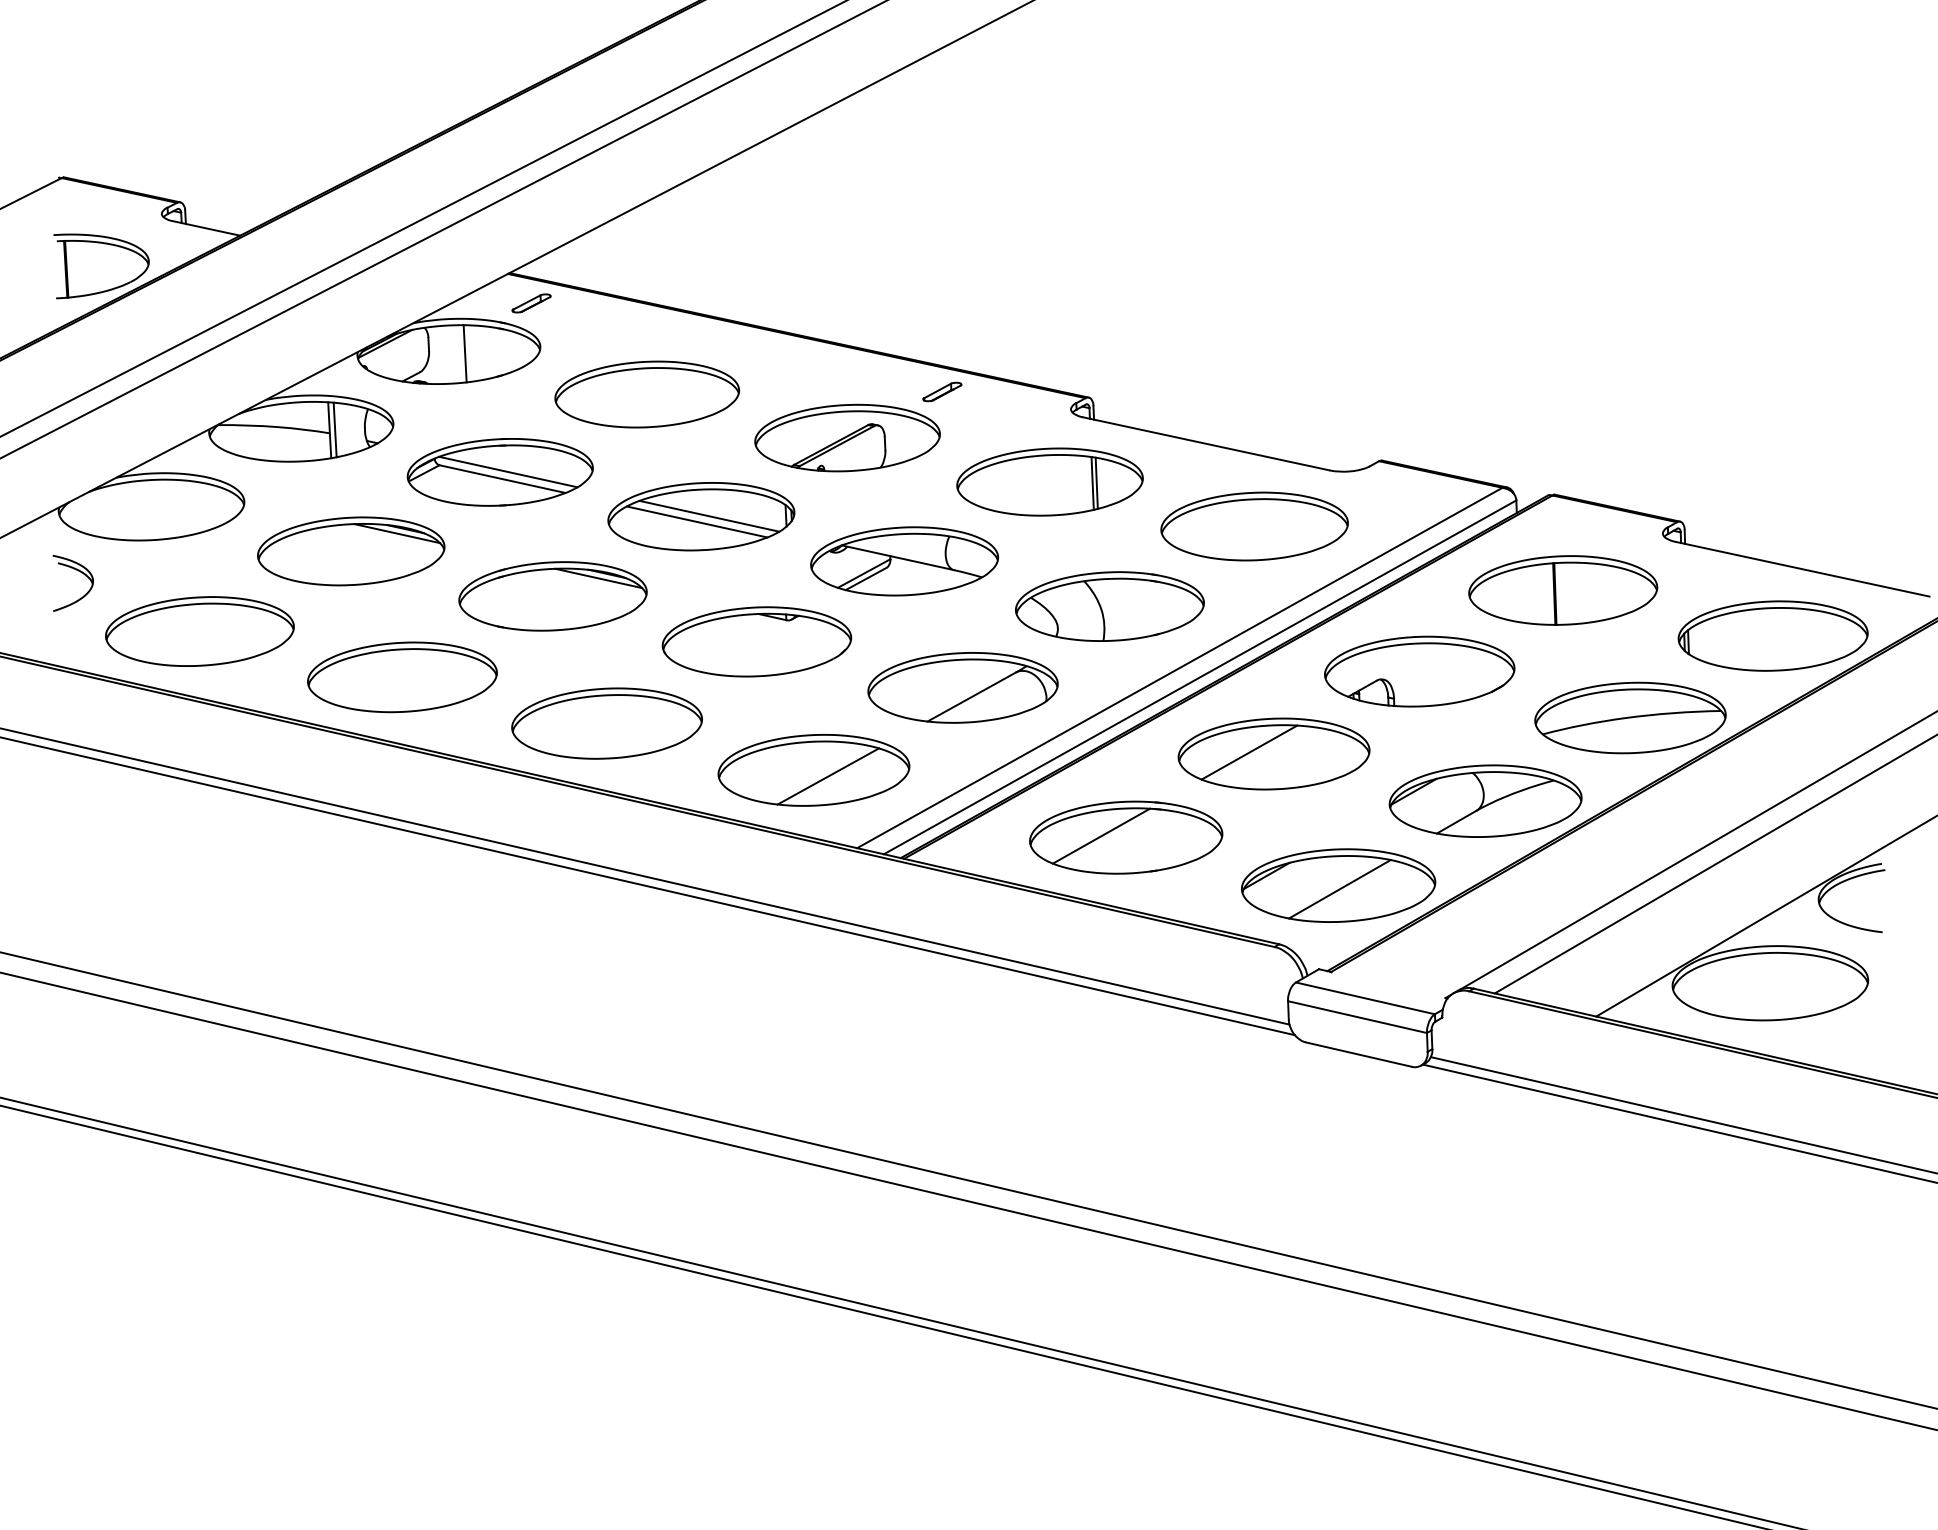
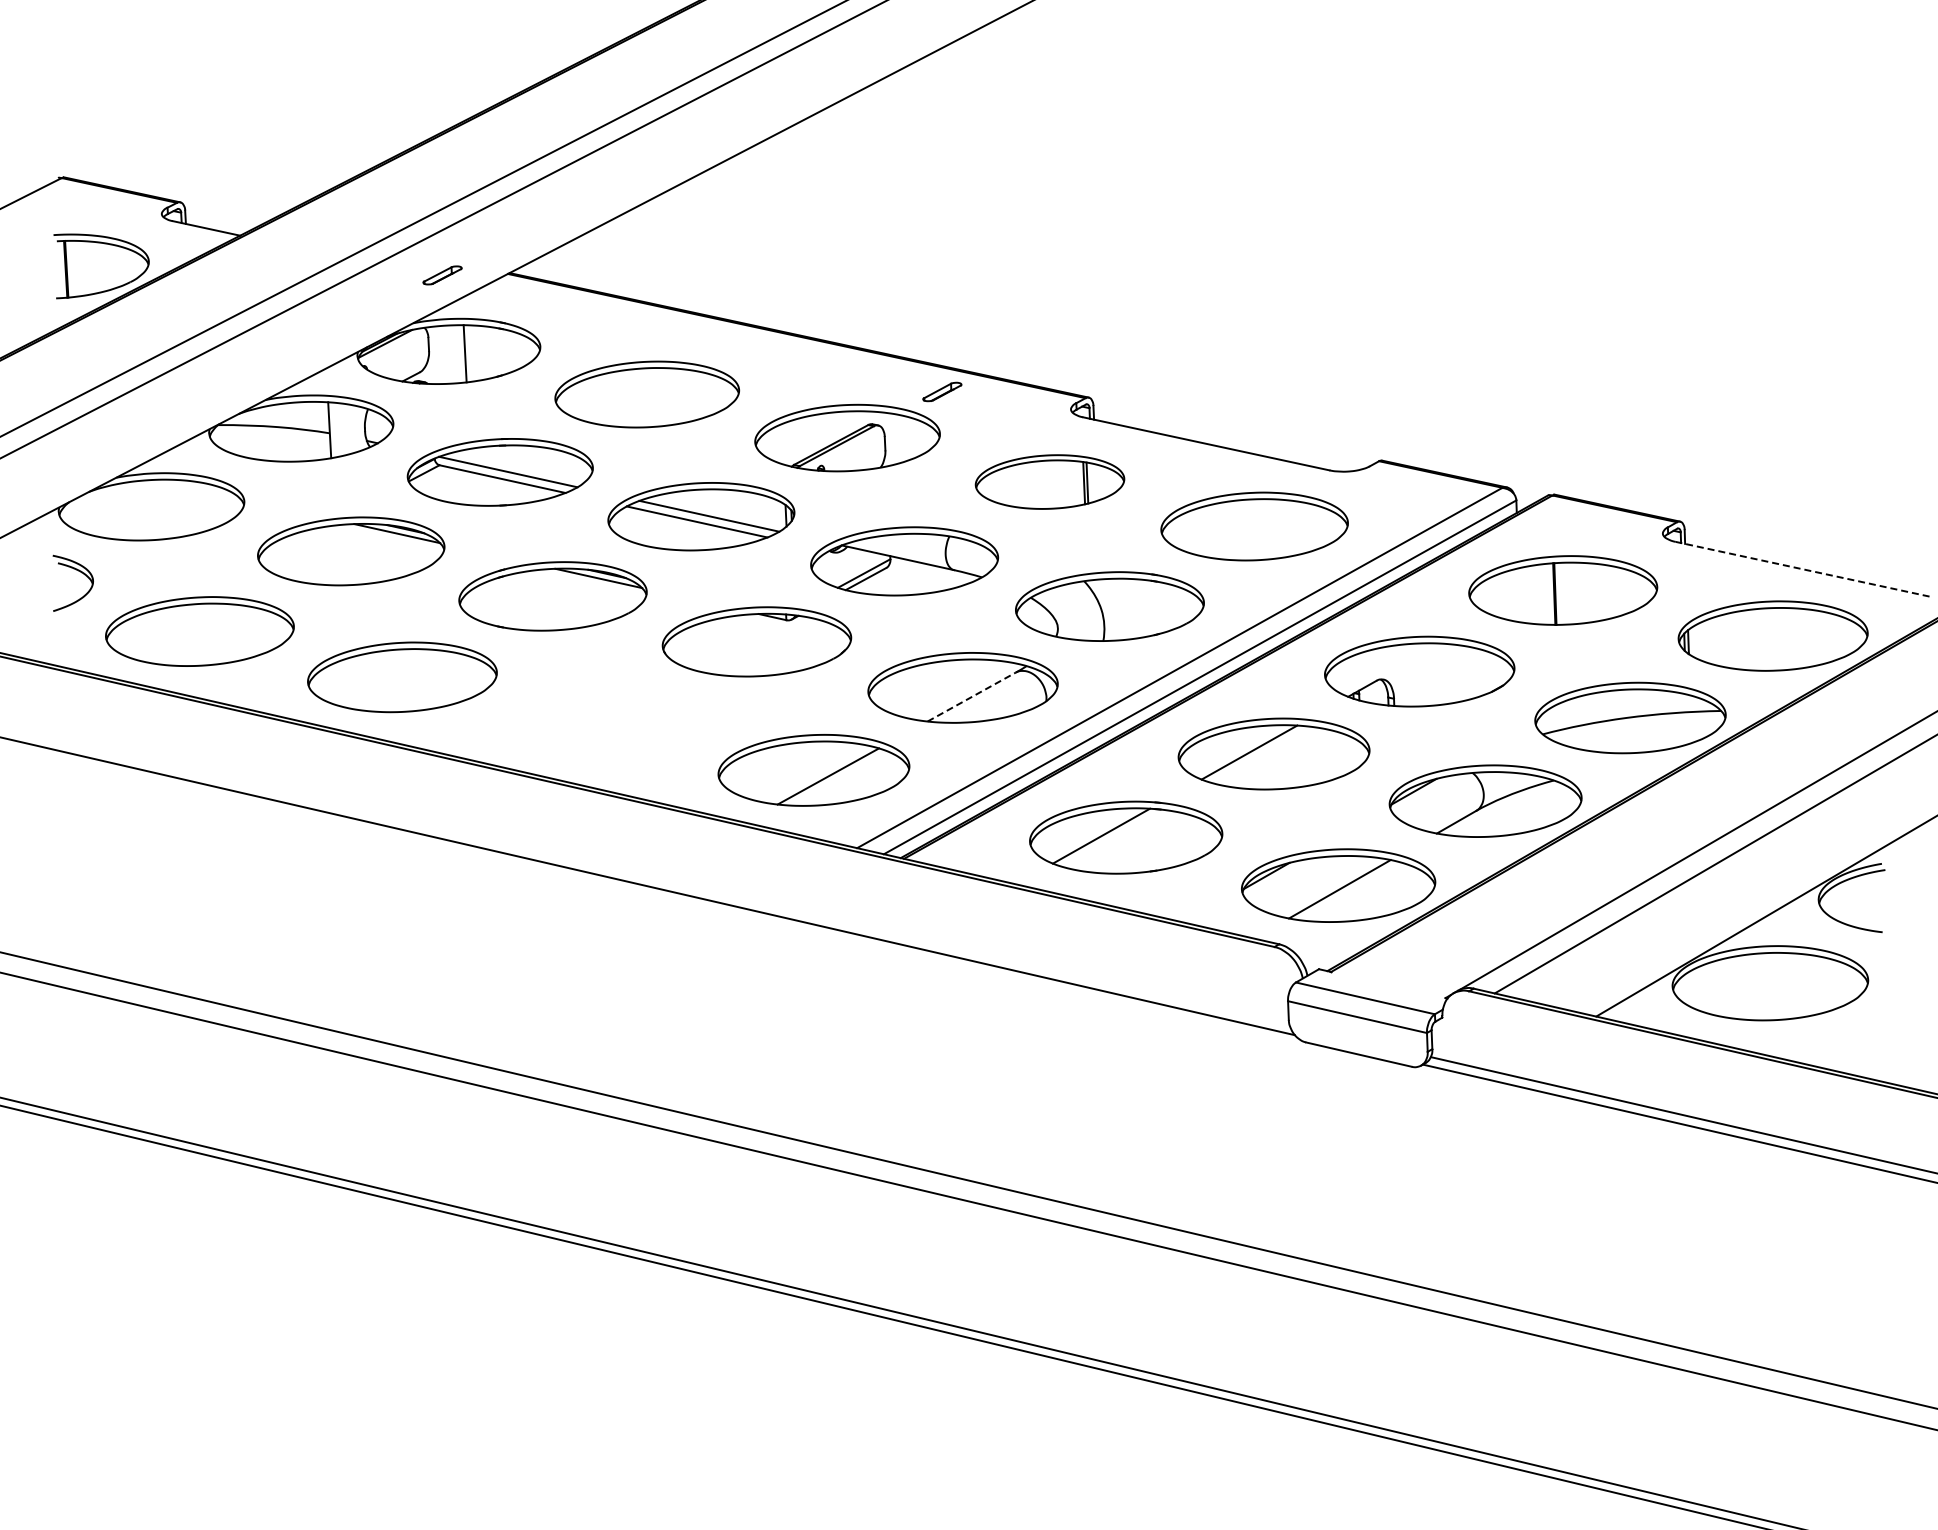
part position: (531, 303) -> (442, 275) (442, 275)
line: present -> none (334, 429)
part size: 188x70 px -> 152x56 px (1049, 481)
line: solid -> dashed (1802, 569)
line: solid -> dashed (971, 697)
part: present -> none (606, 723)
line: present -> none (645, 876)
